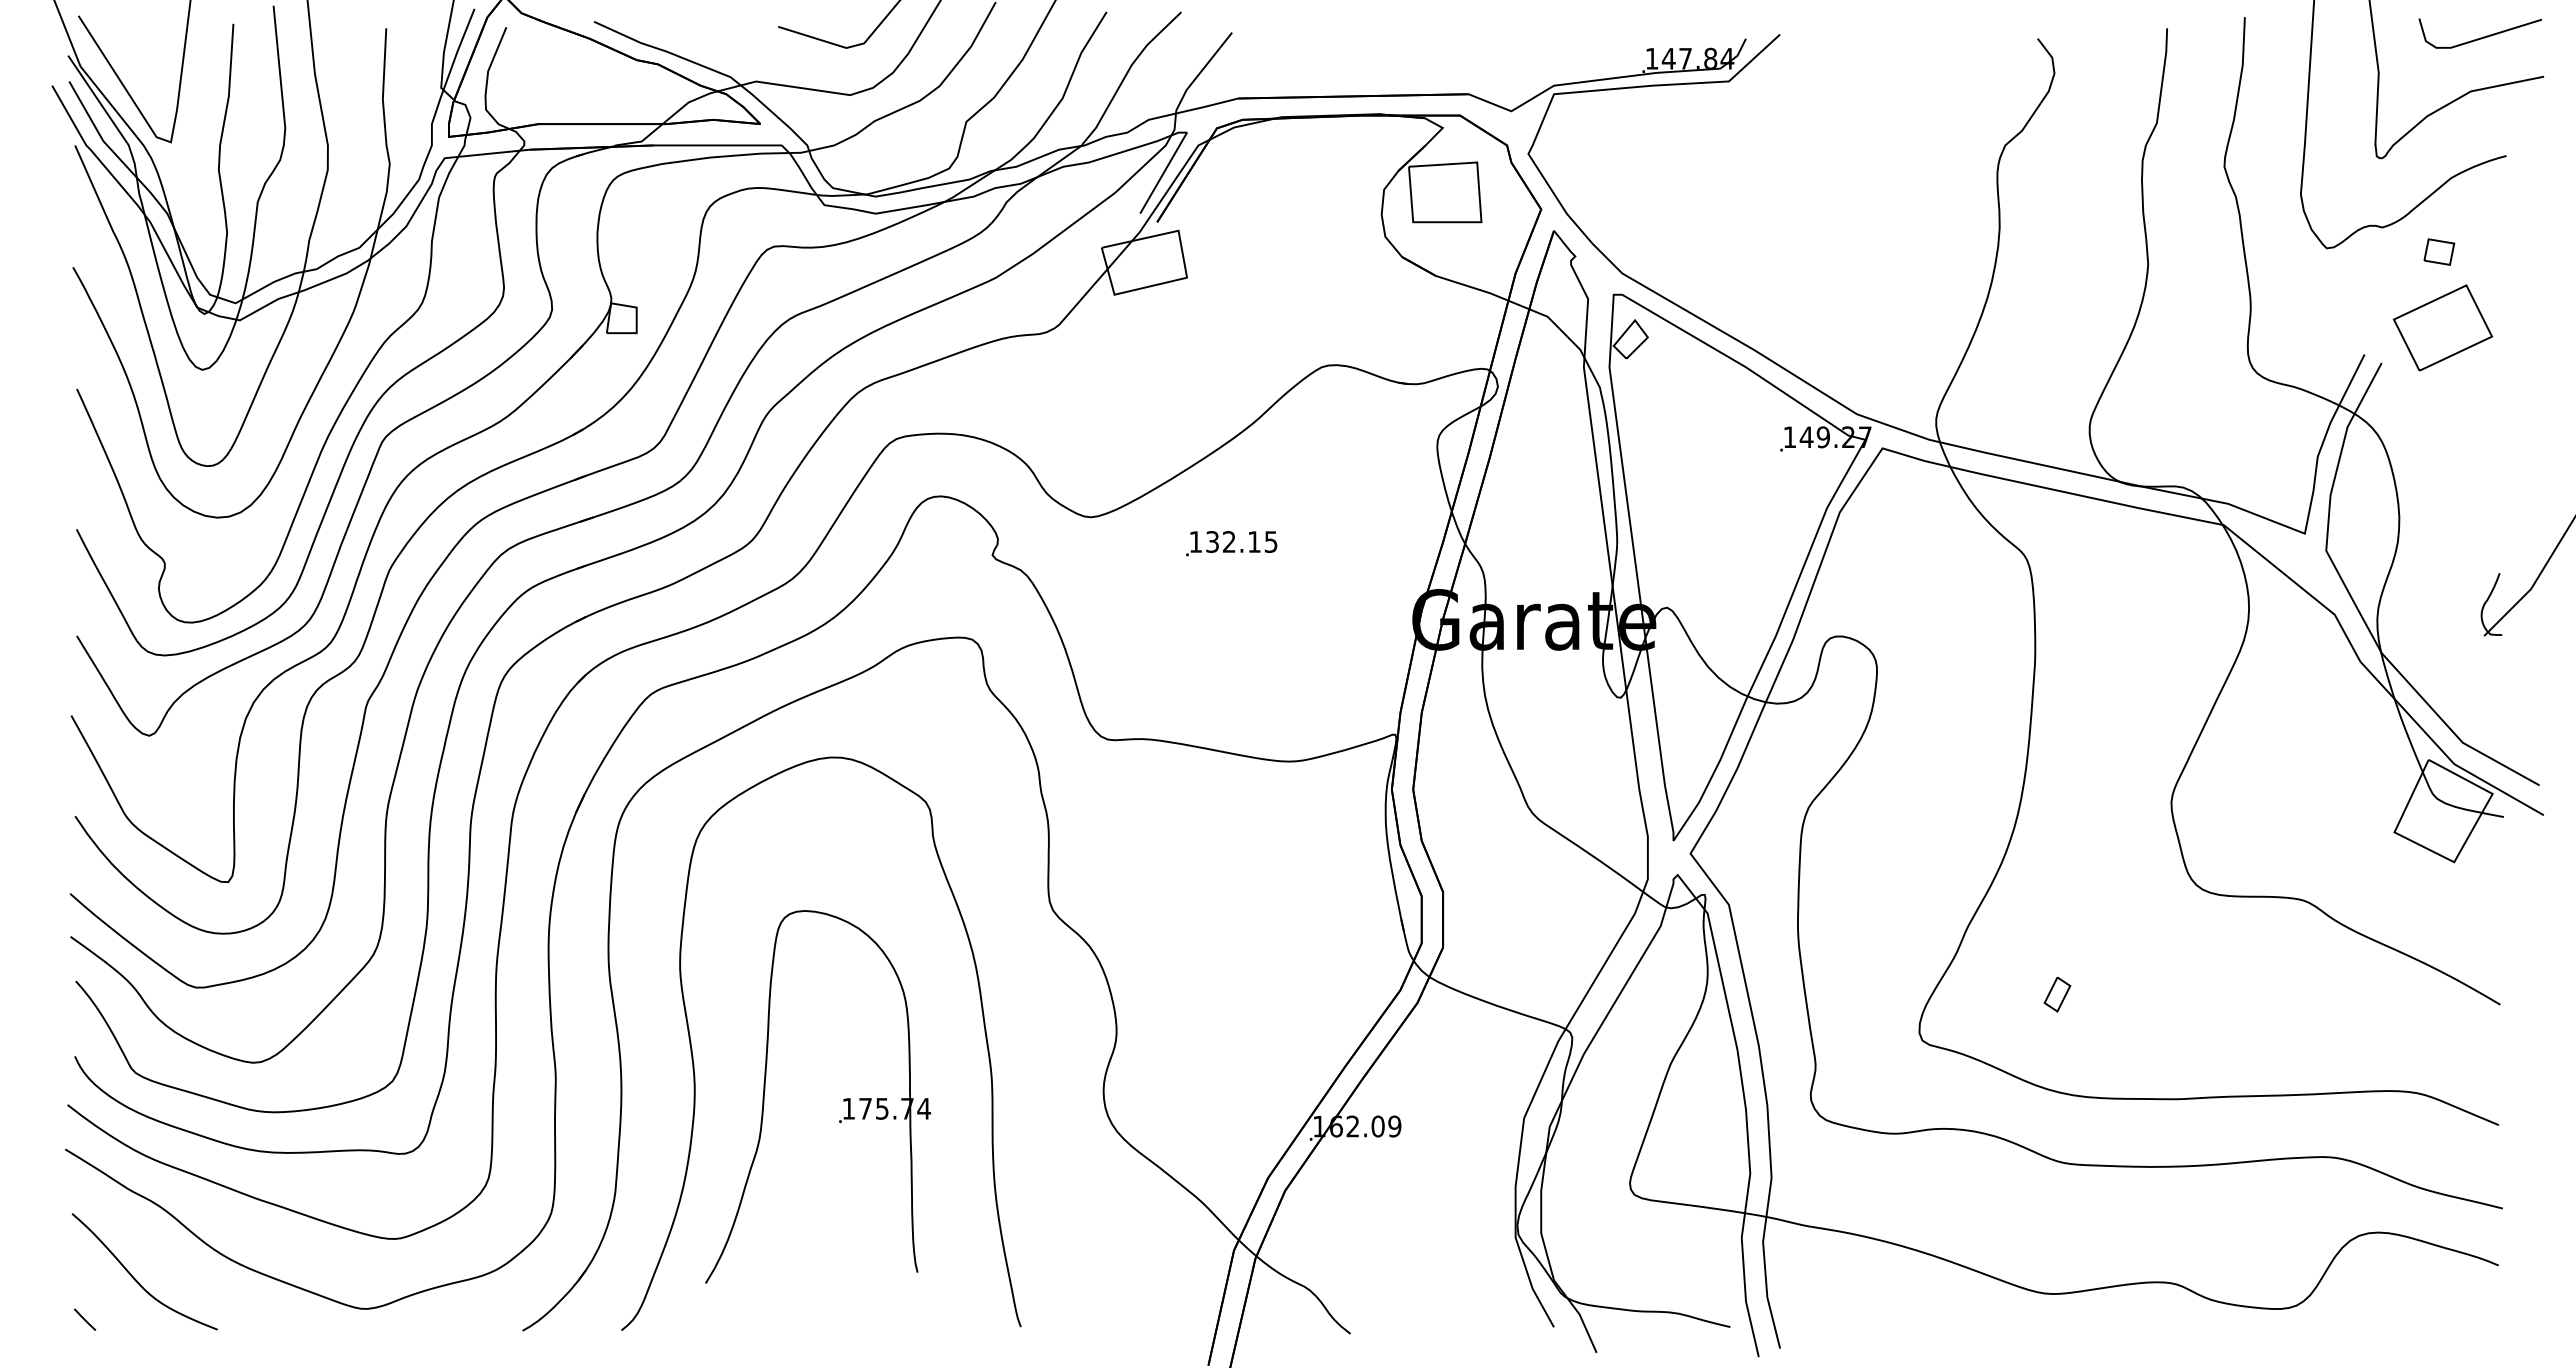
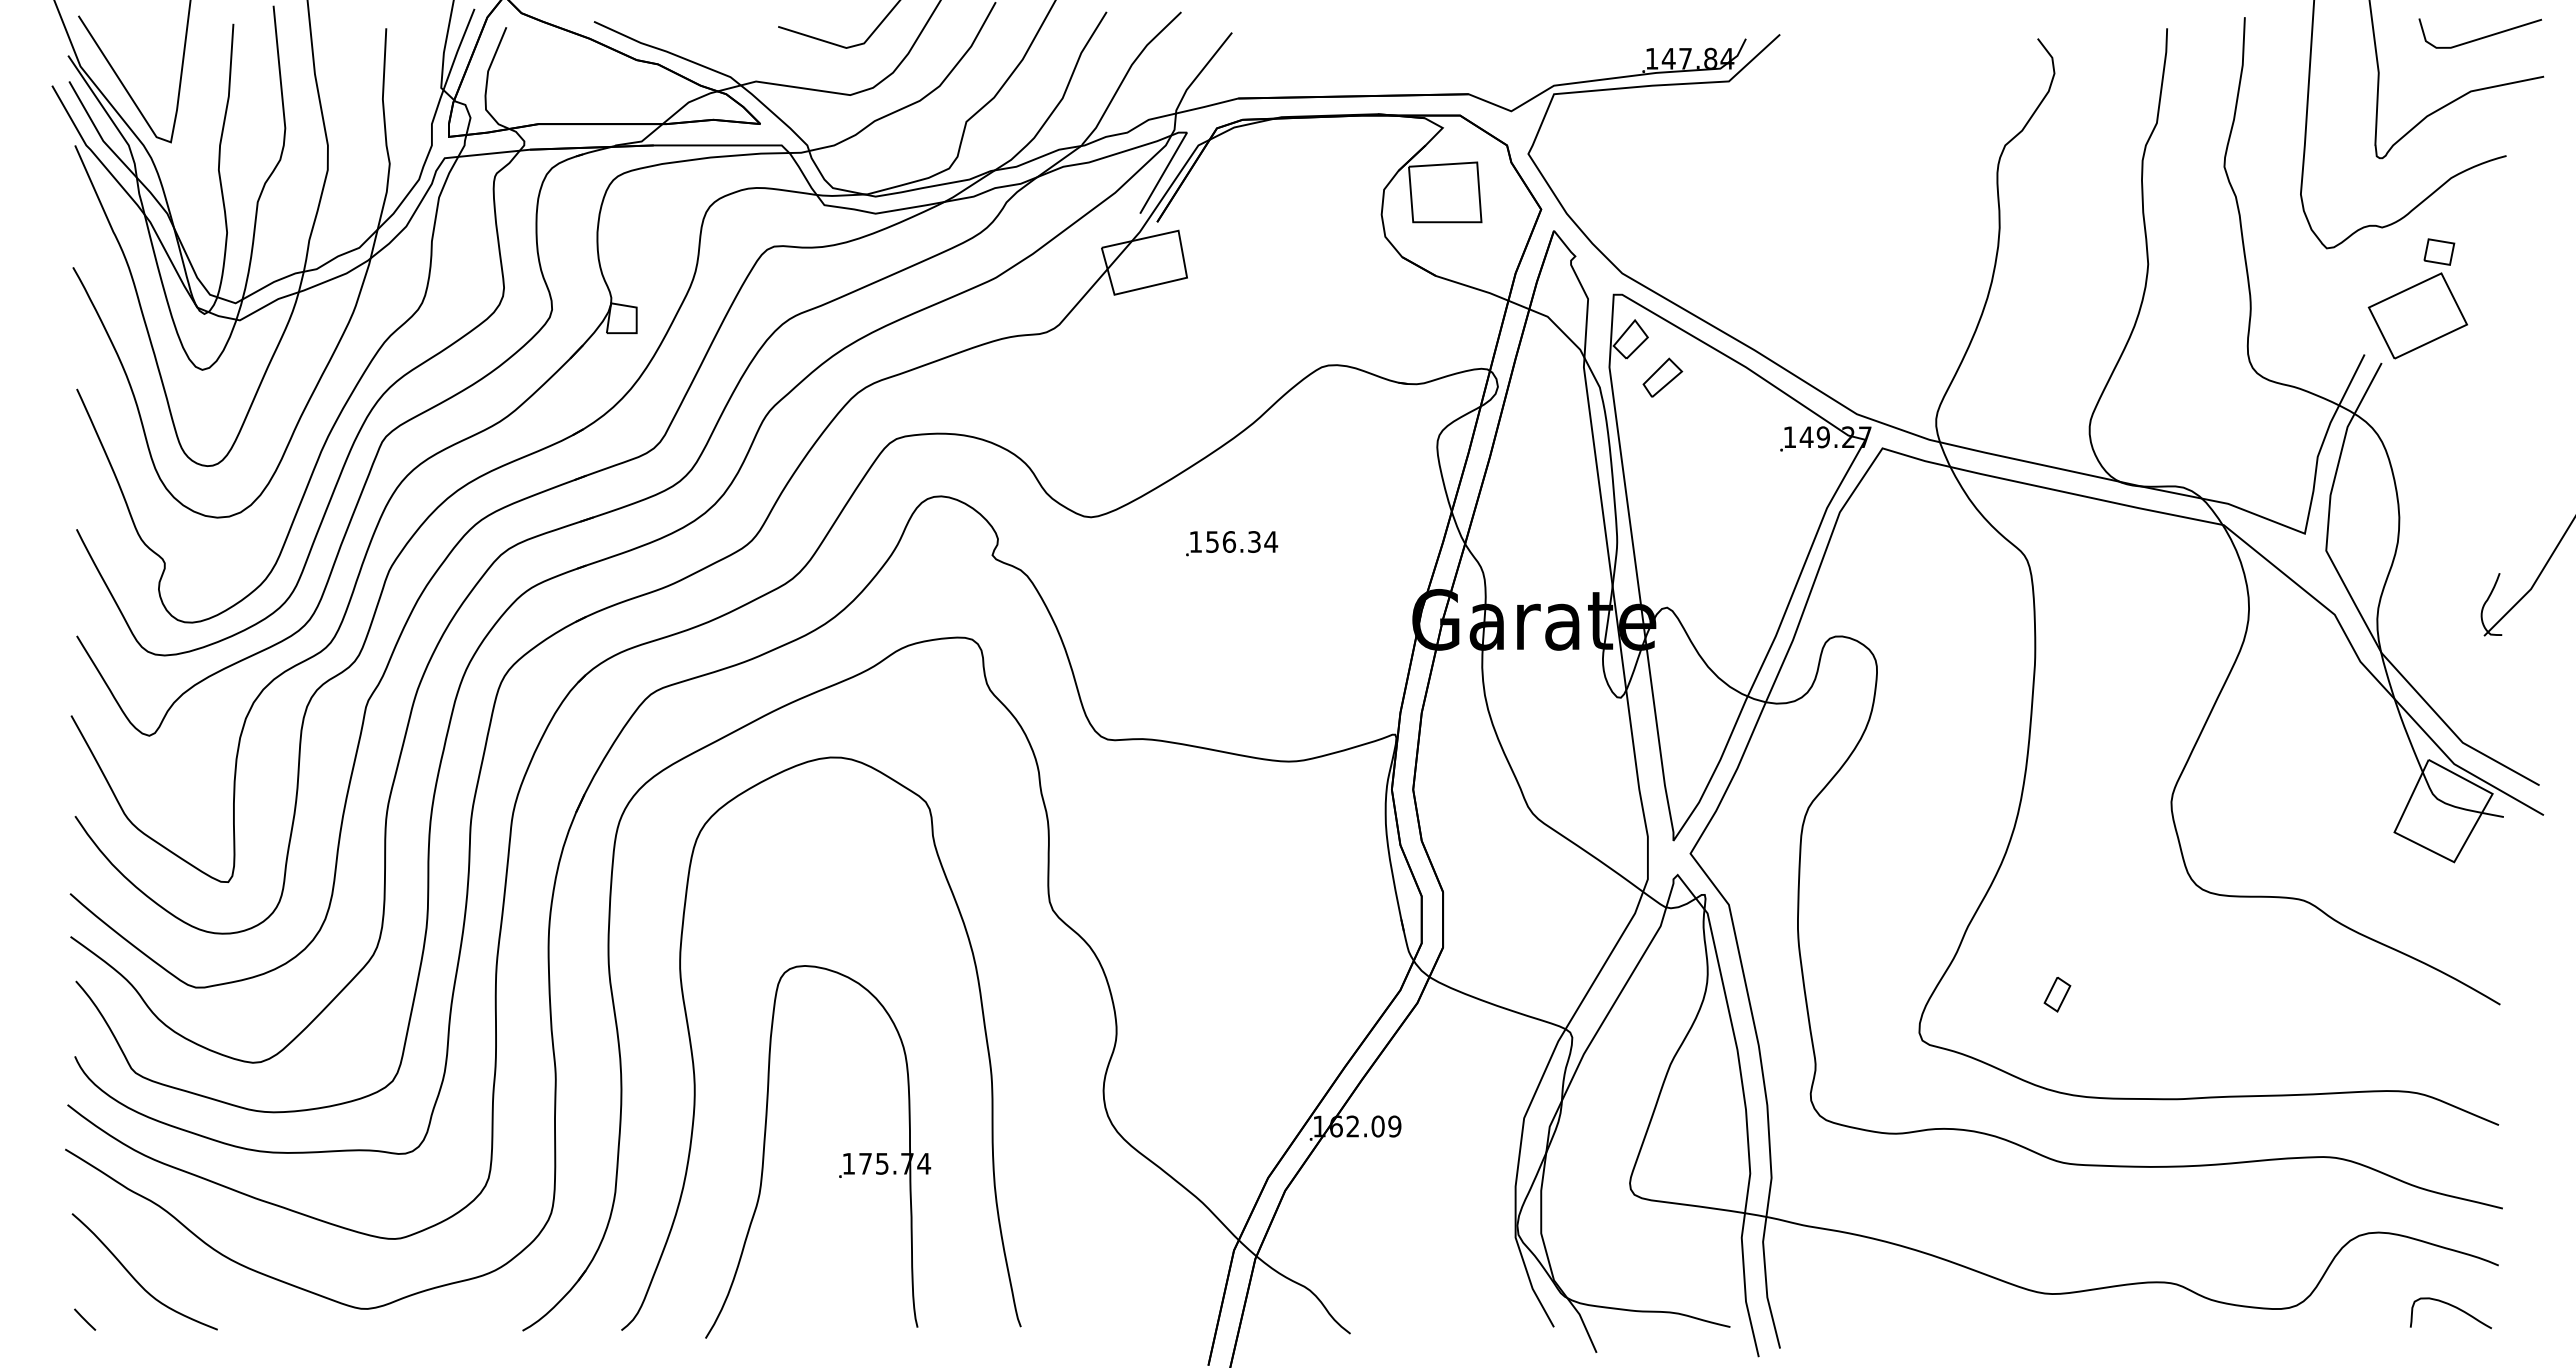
part position: (2442, 327) -> (2417, 315) (2417, 315)
part: none -> present (1662, 377)
text: 132.15 -> 156.34 (1242, 541)
part position: (843, 1099) -> (843, 1154) (843, 1154)
curve: none -> present (2453, 1307)
